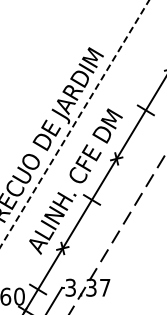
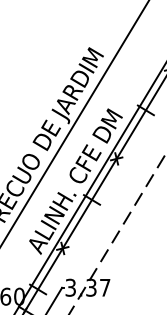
line: dashed -> solid (74, 124)
line: none -> present (89, 188)
